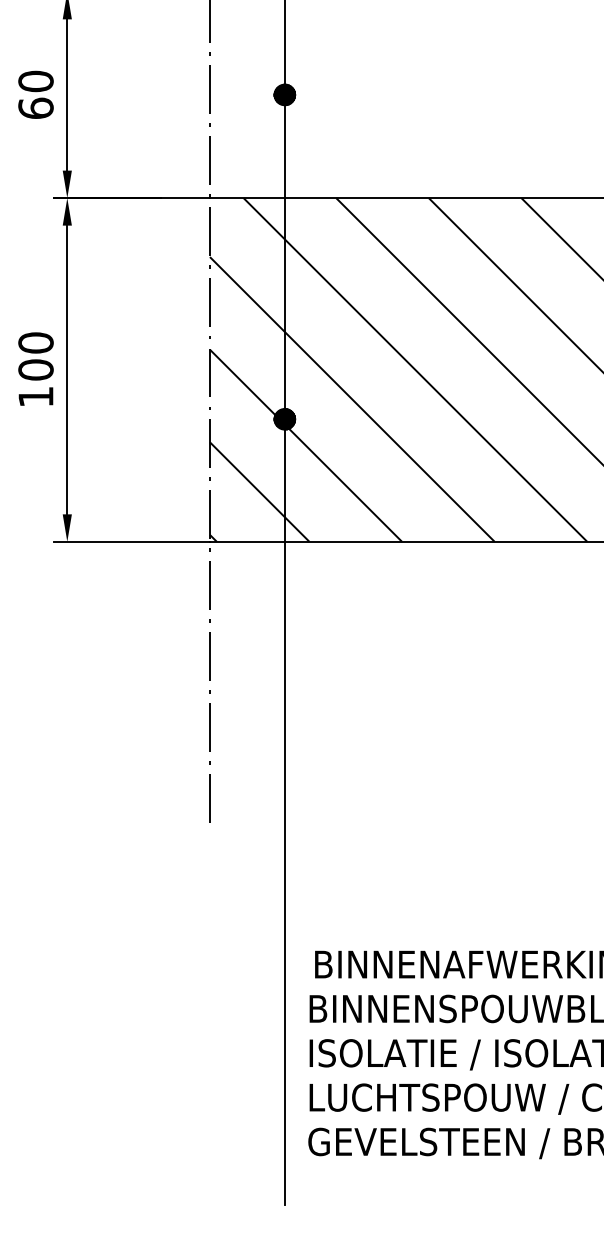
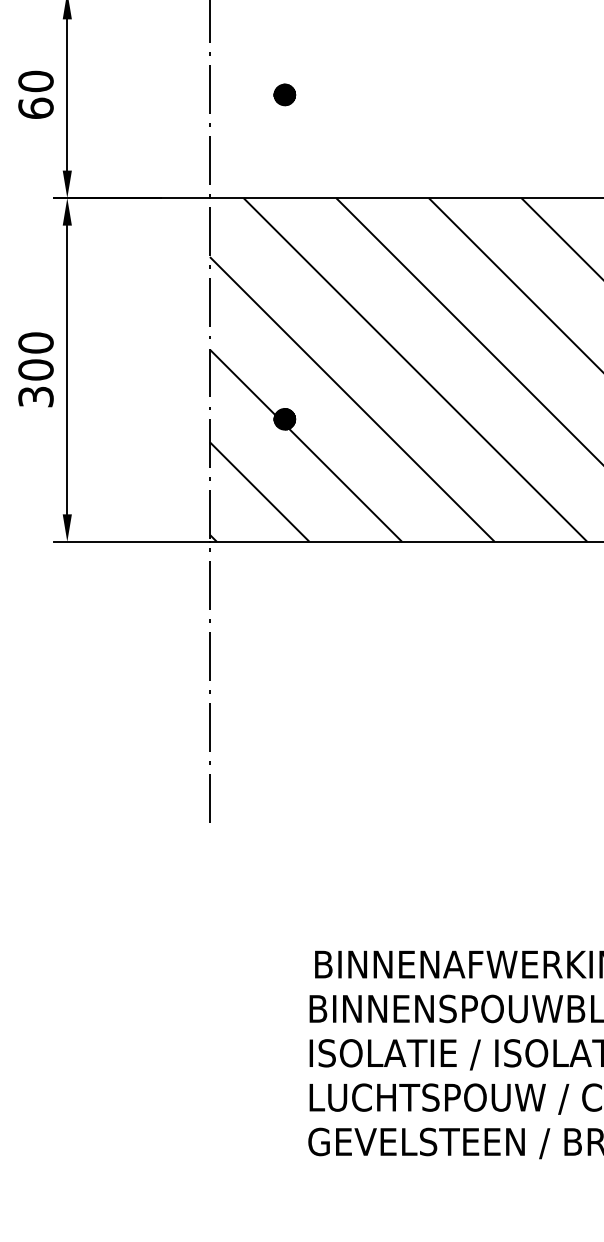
text: 100 -> 300 (35, 396)
line: present -> none (284, 603)
